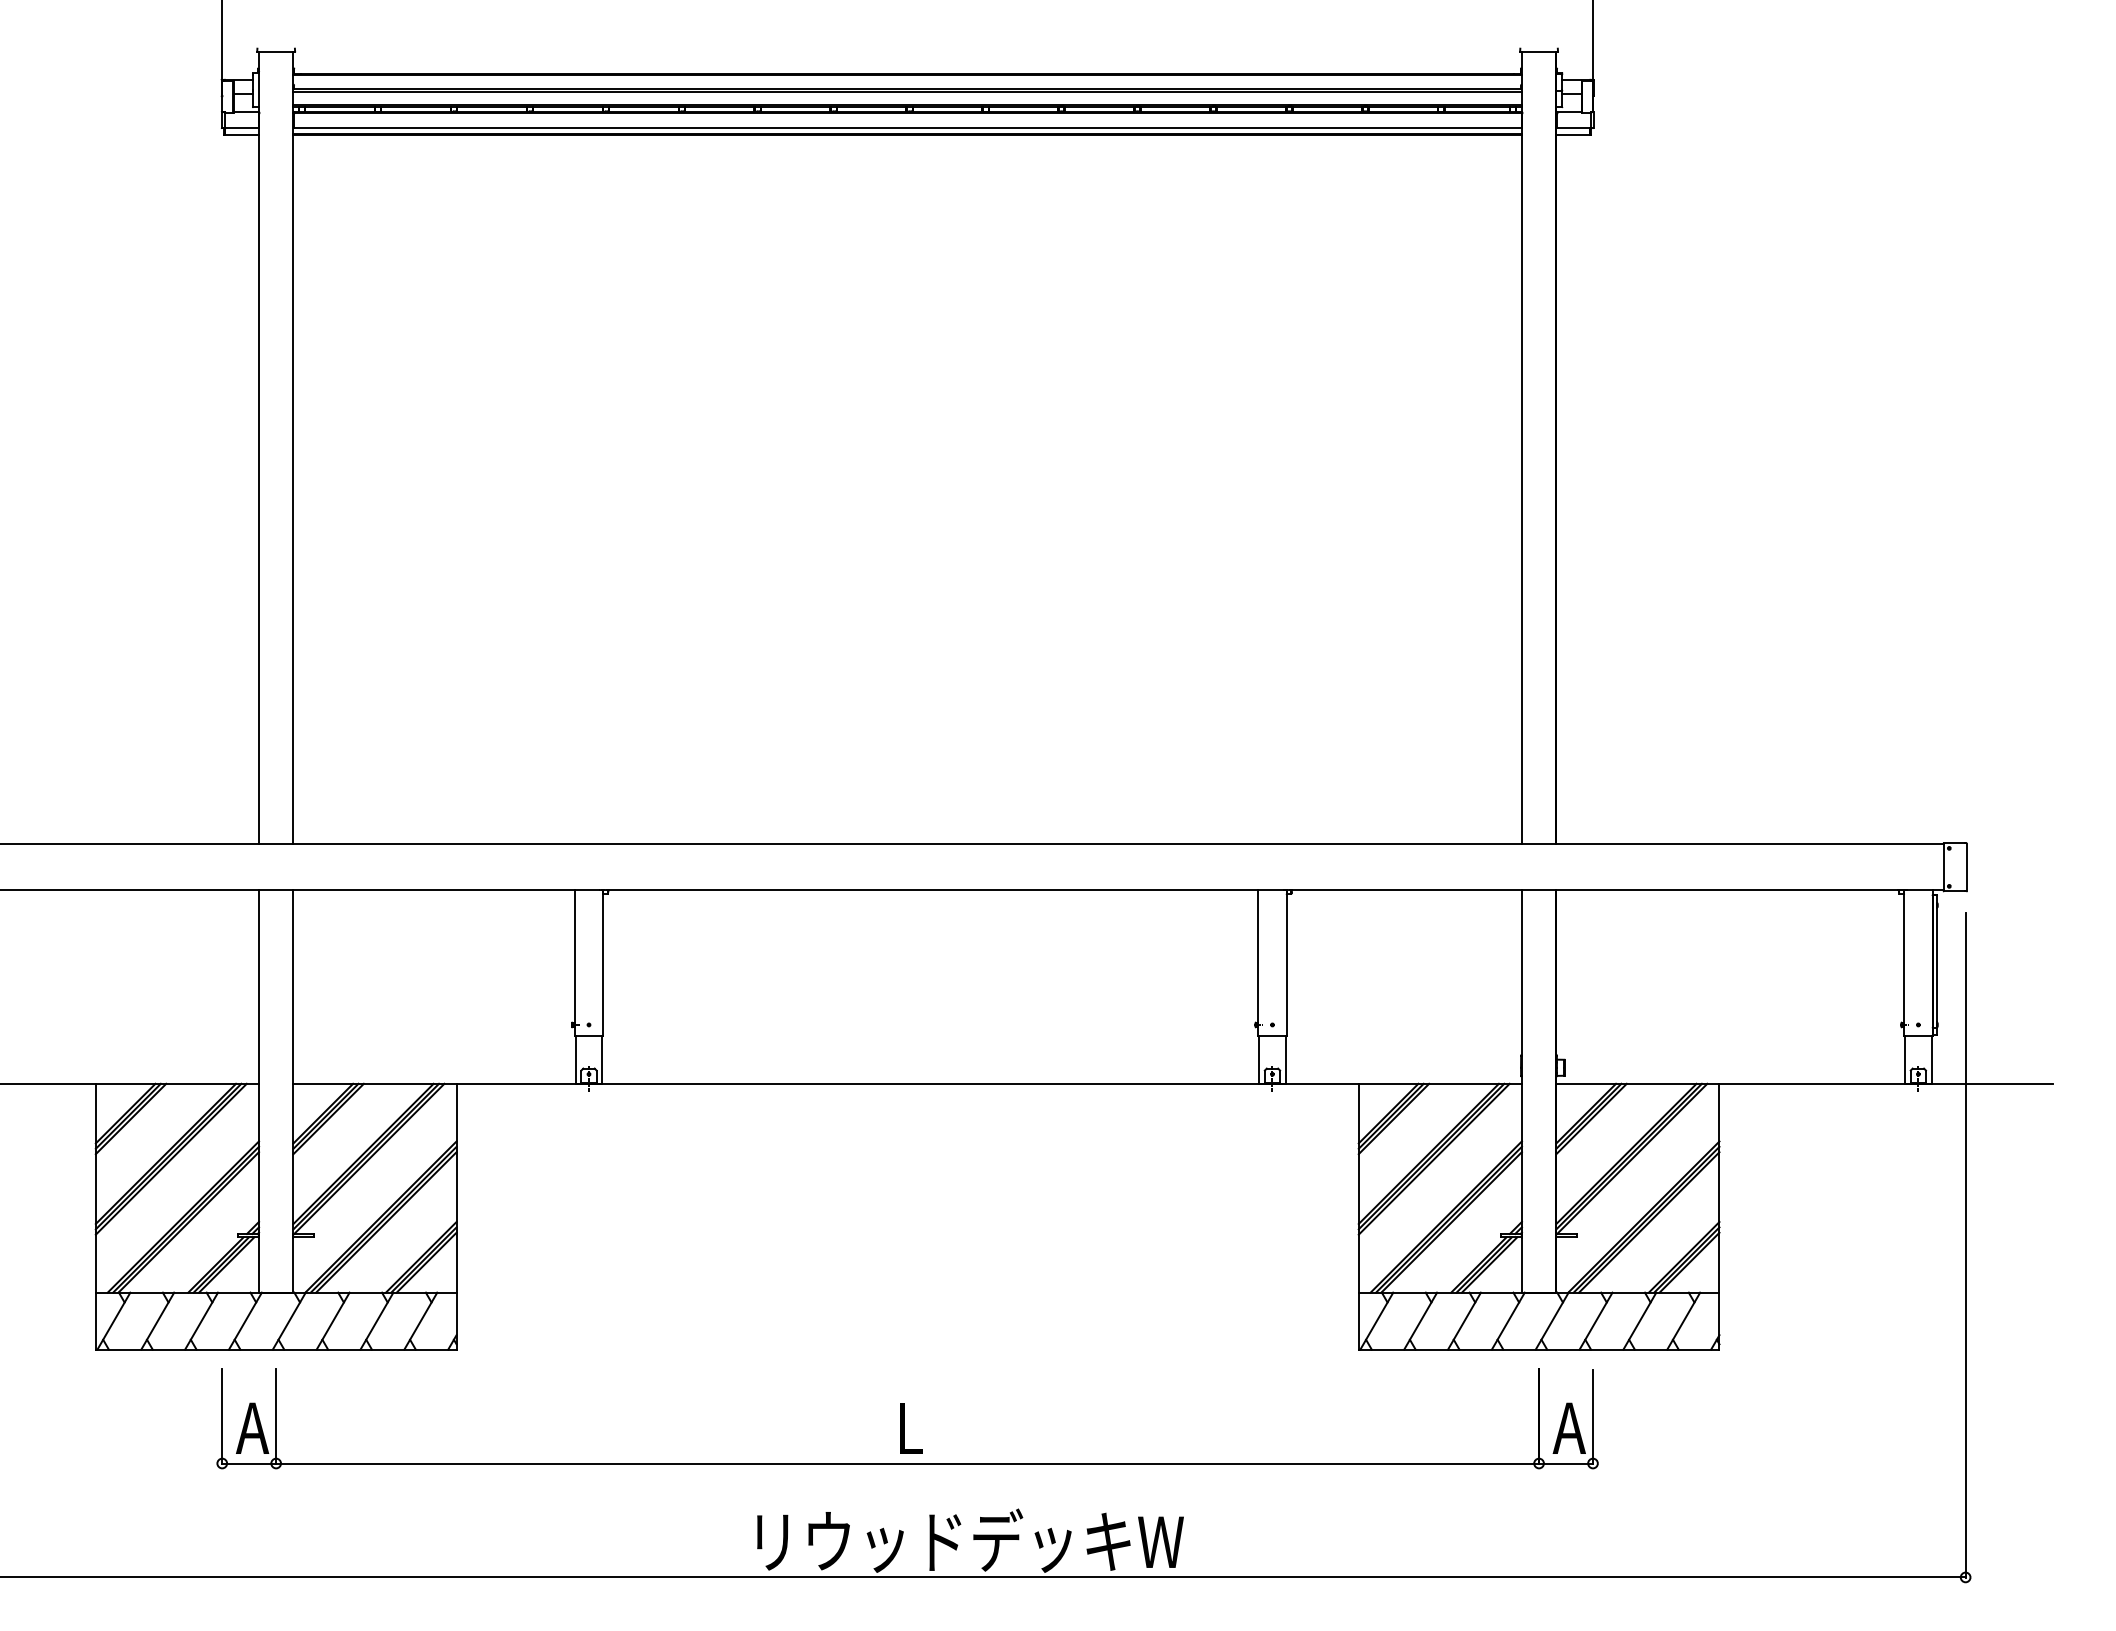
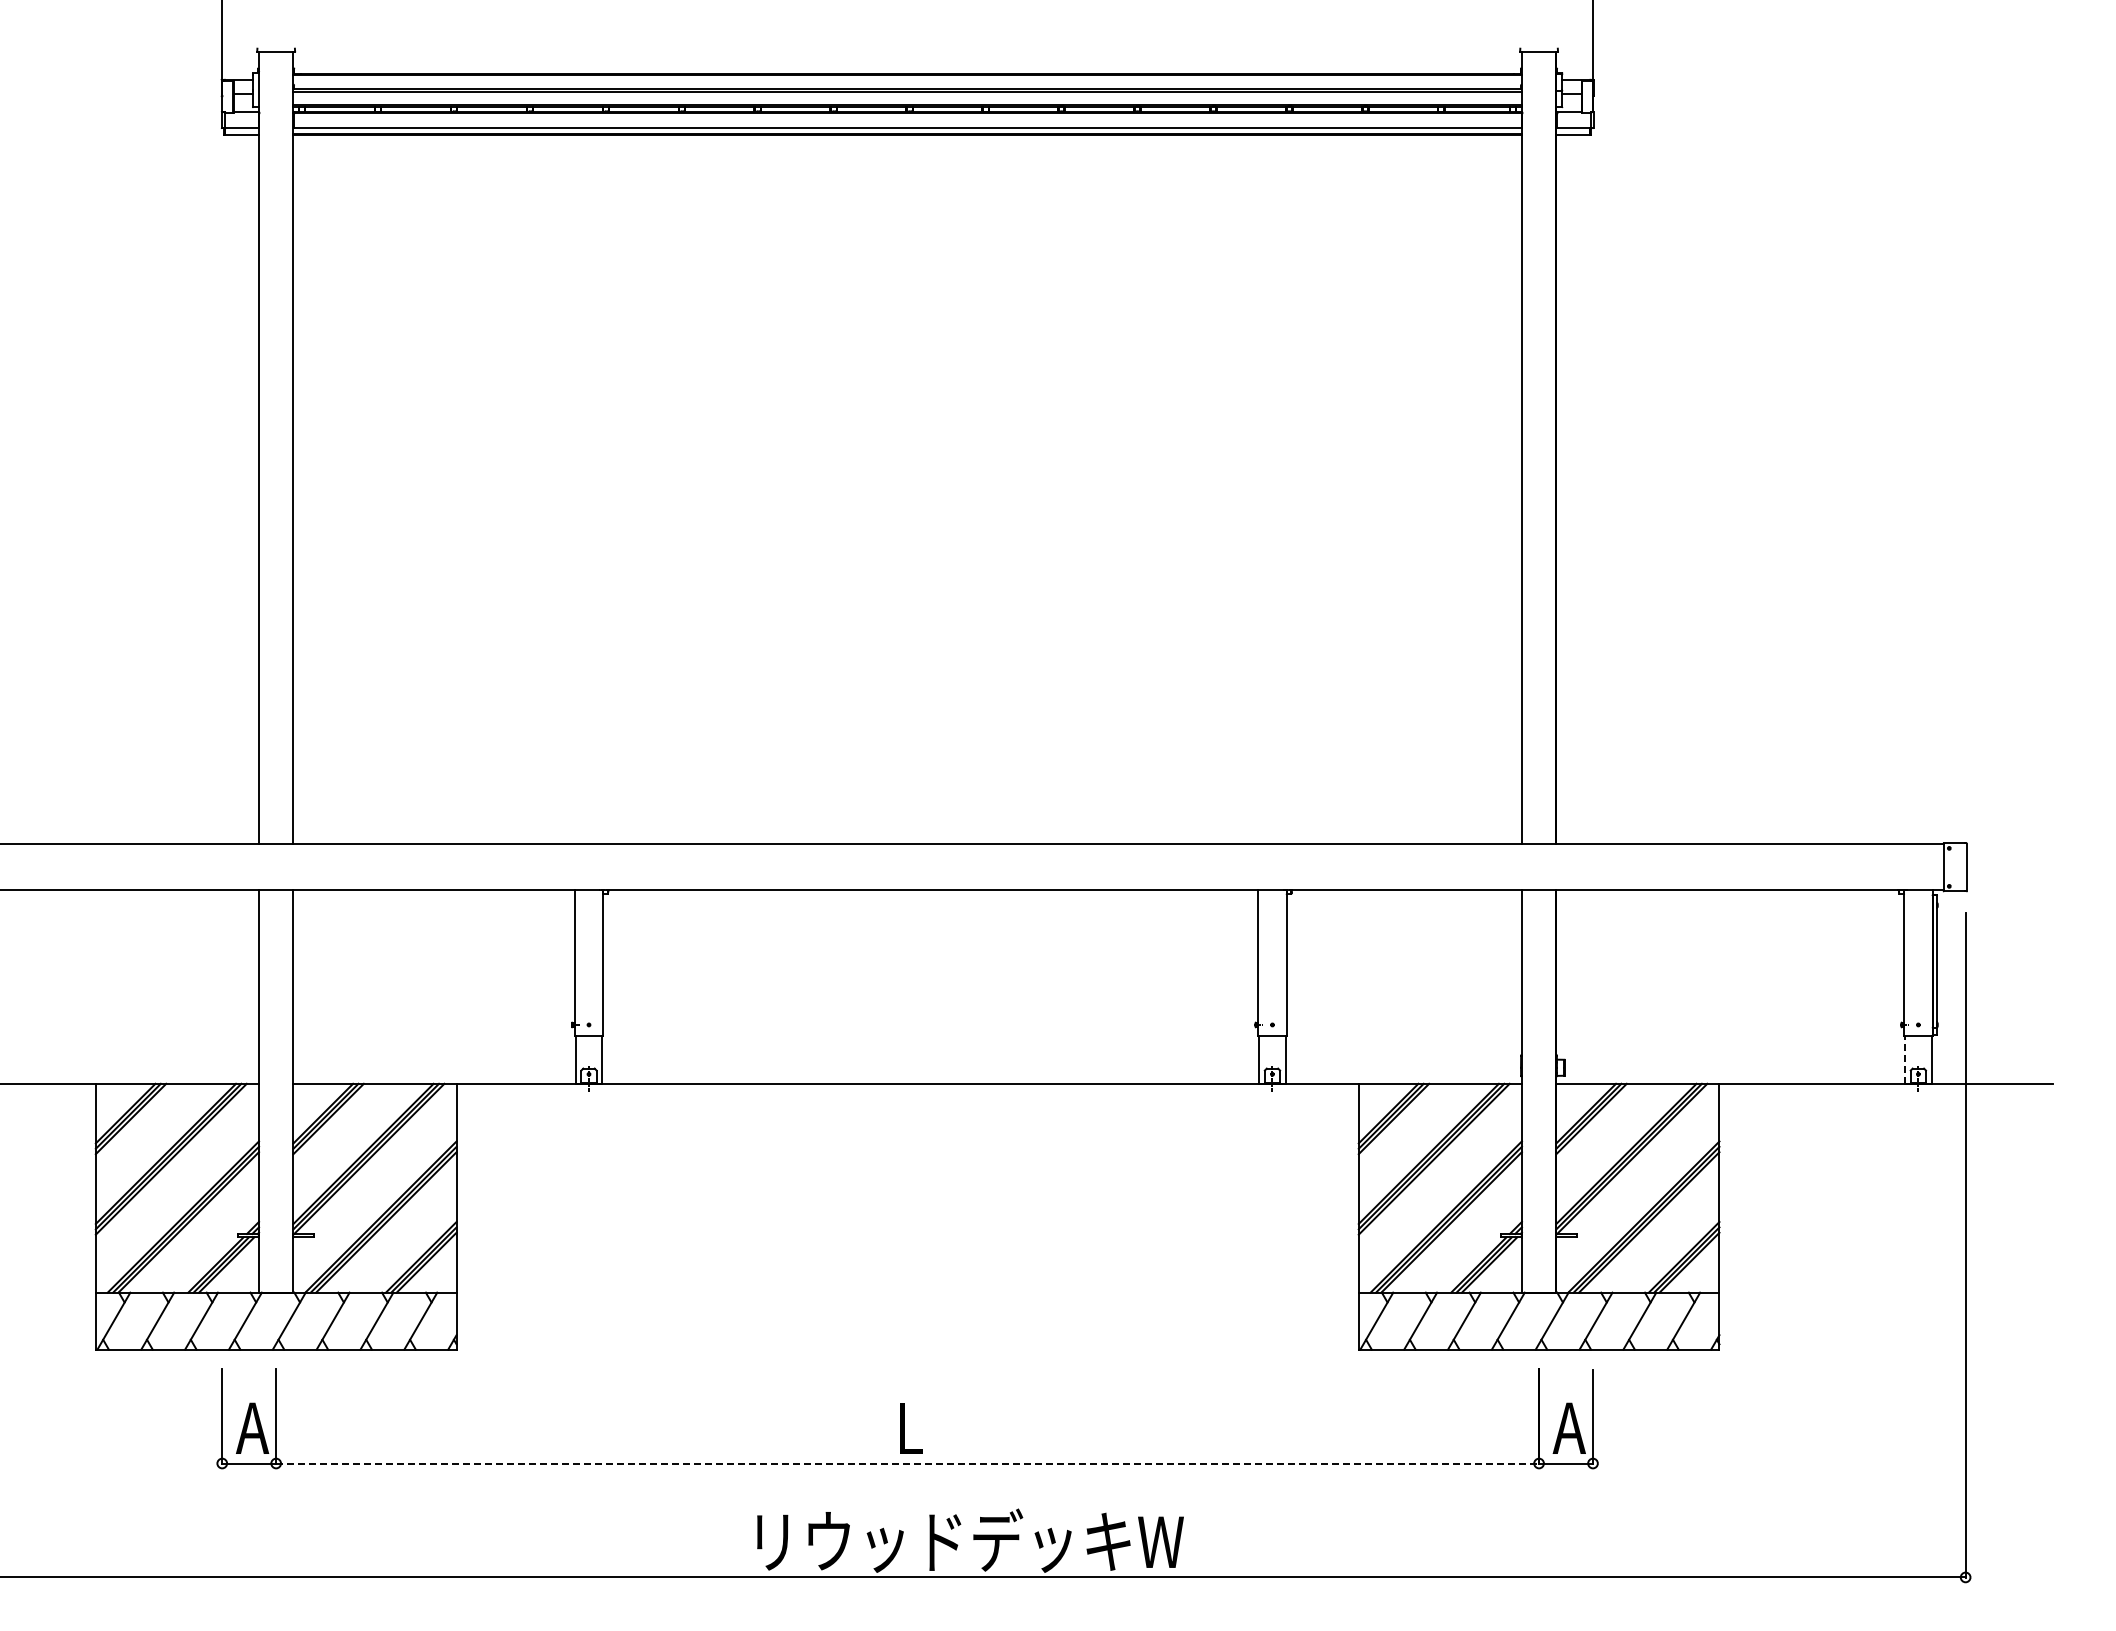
line: solid -> dashed (1904, 1060)
line: solid -> dashed (908, 1463)
